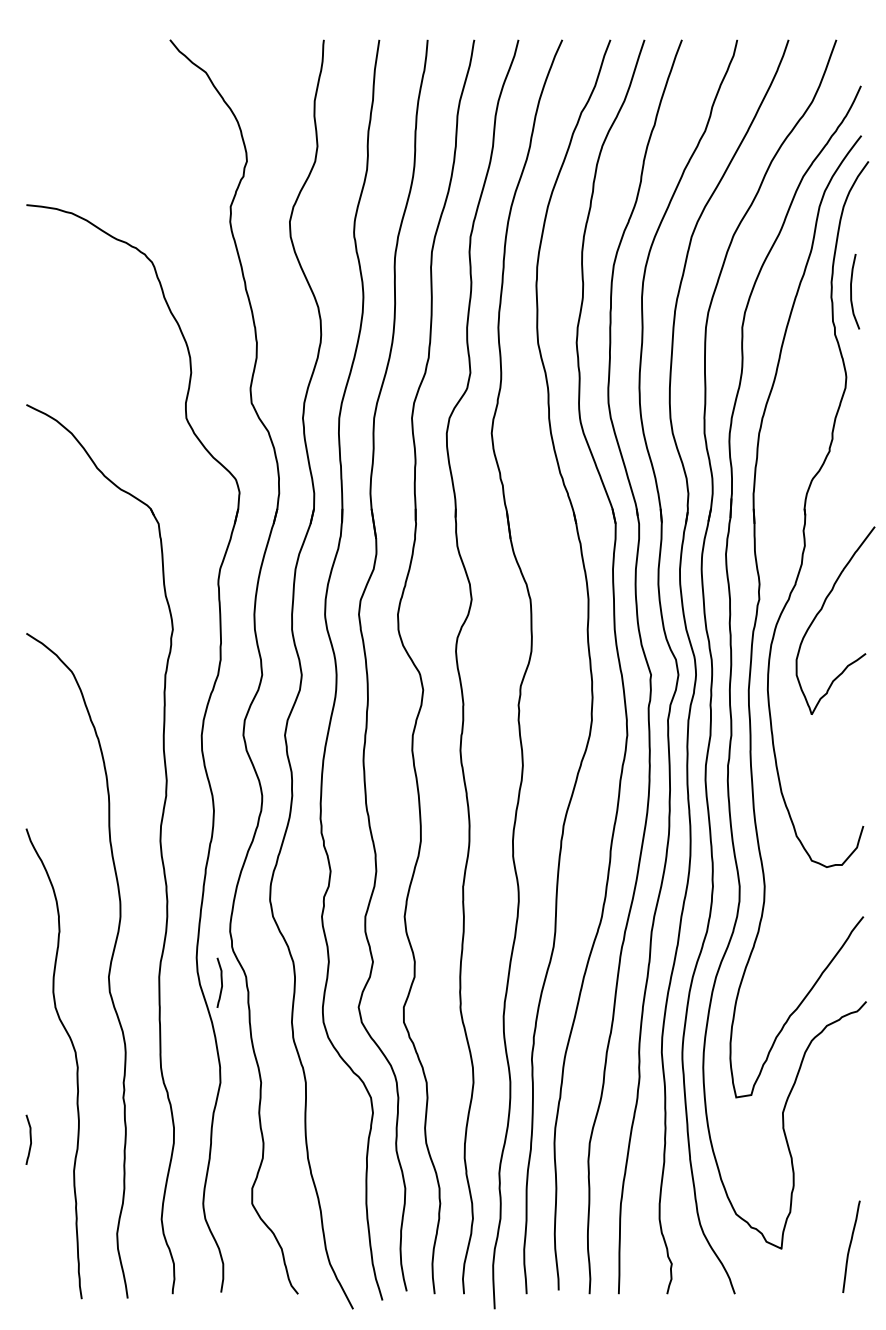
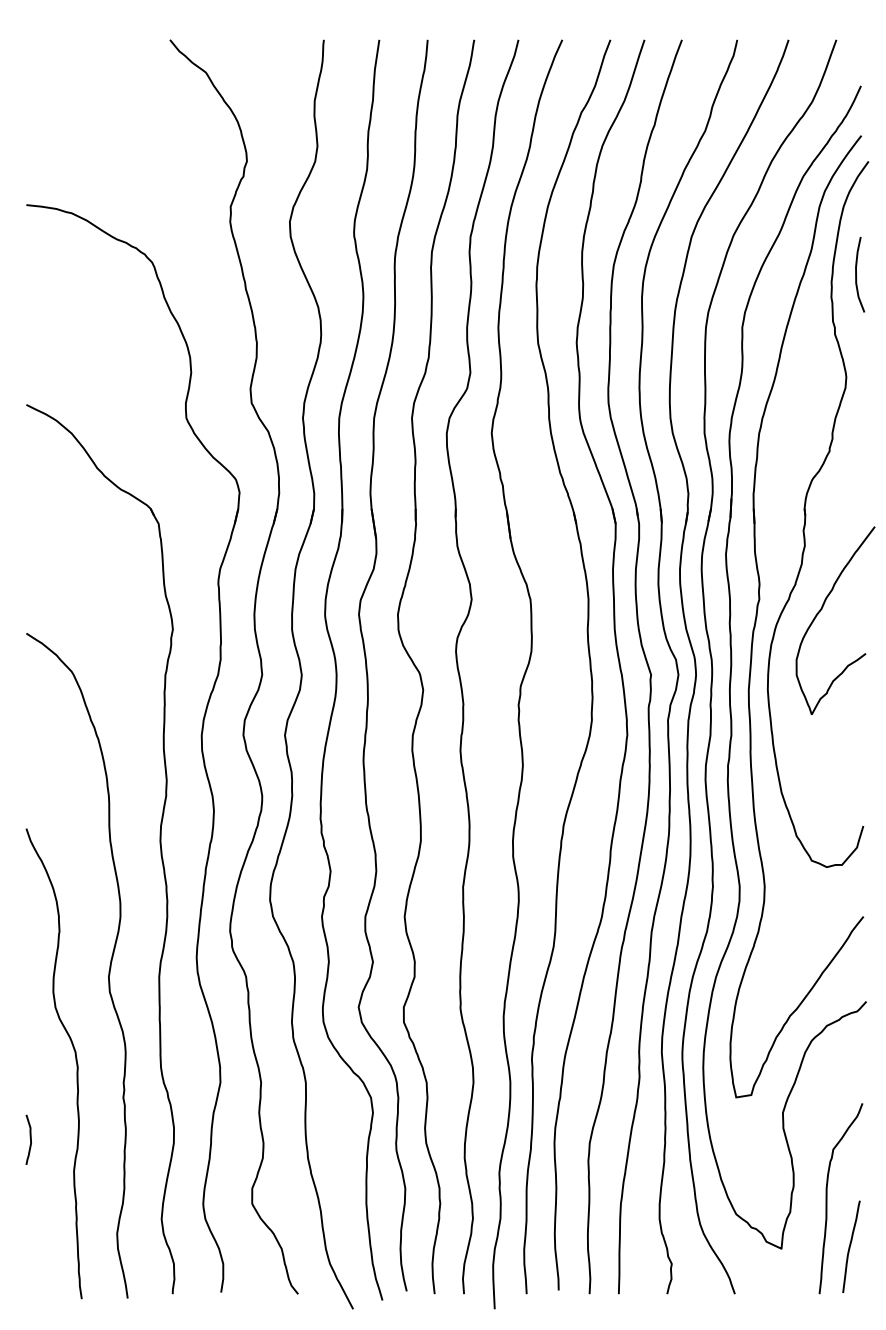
curve position: (851, 291) -> (856, 274) (856, 274)
curve: present -> none (221, 982)
curve: none -> present (827, 1198)
